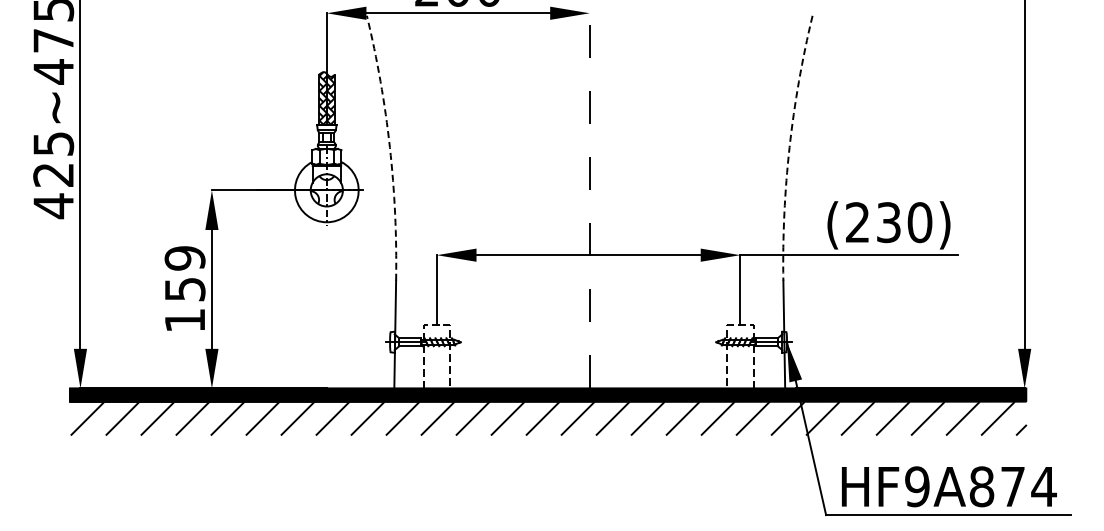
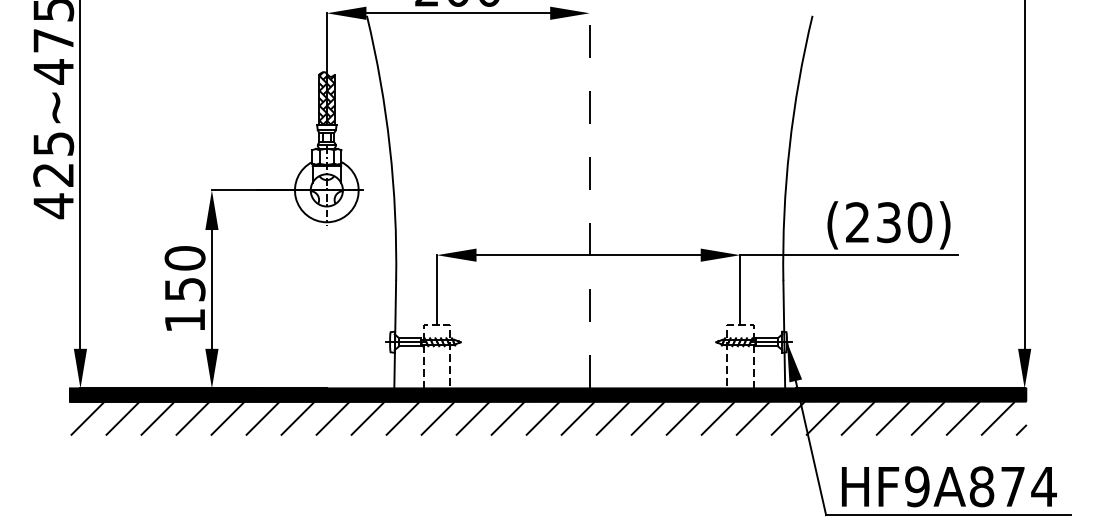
arc: dashed -> solid (389, 147)
arc: dashed -> solid (789, 147)
text: 159 -> 150 (184, 258)
